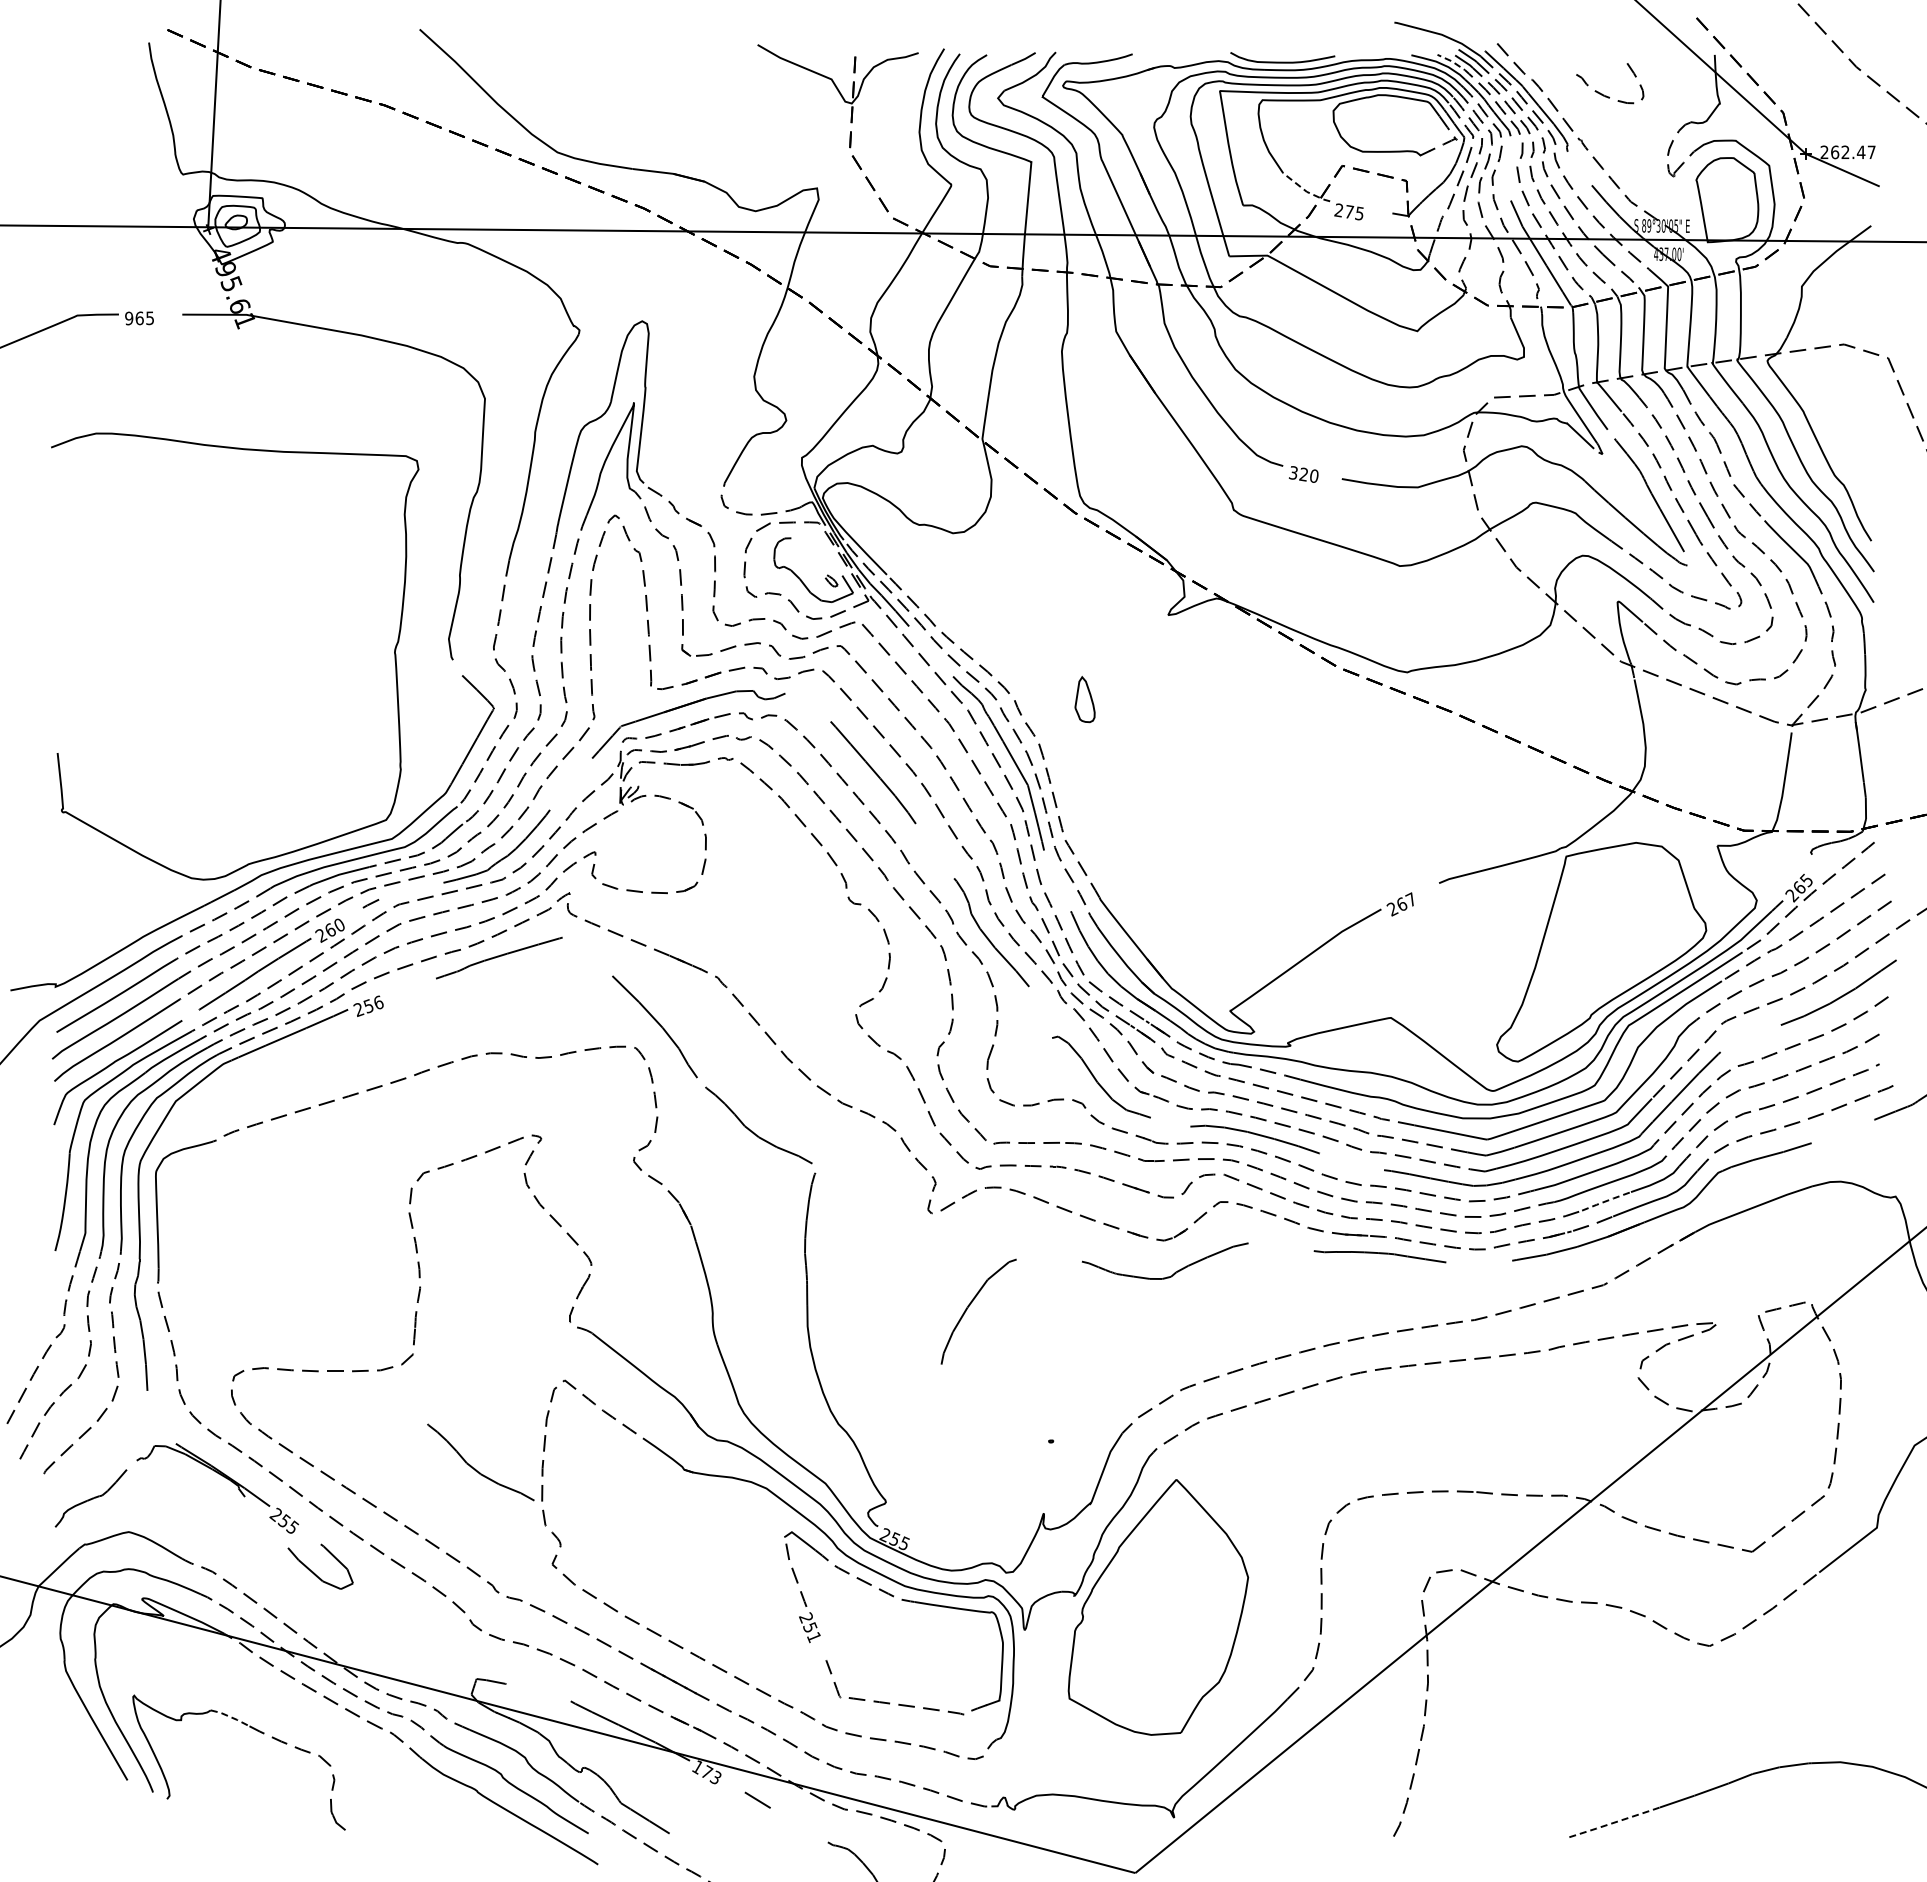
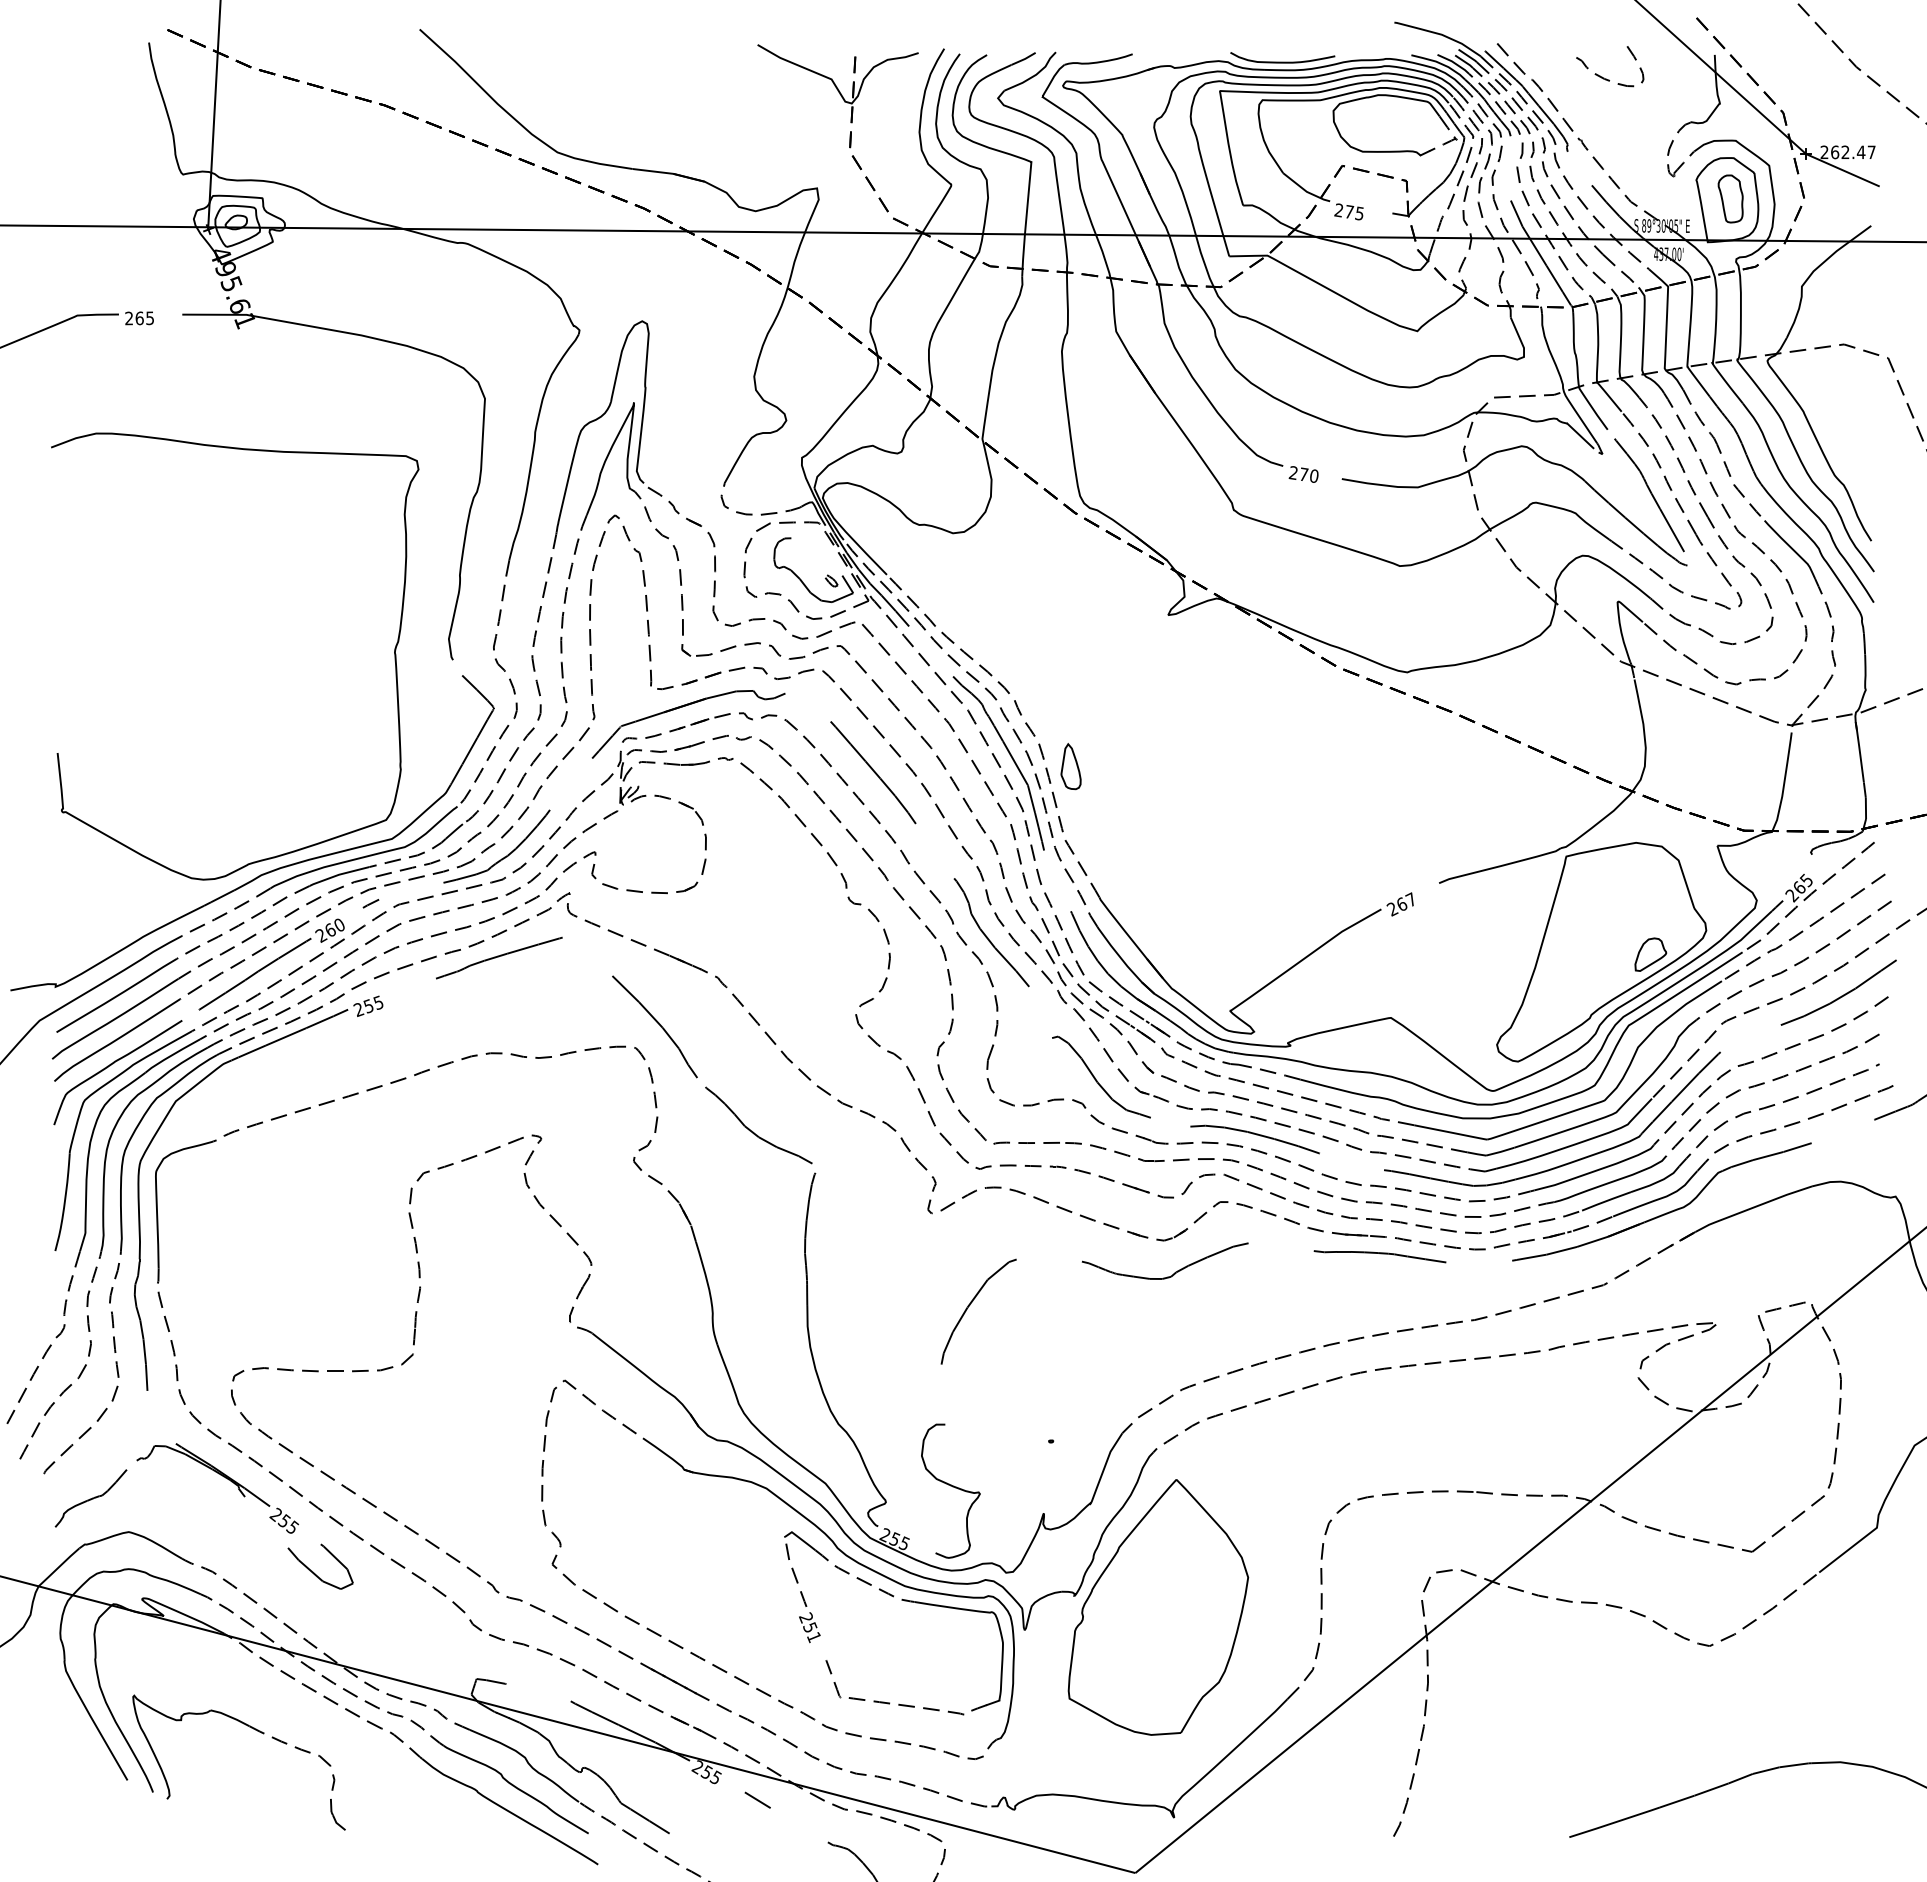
line: dashed -> solid (1454, 62)
curve position: (1604, 94) -> (1604, 77) (1604, 77)
line: dashed -> solid (1305, 190)
part: none -> present (1730, 198)
text: 965 -> 265 (129, 318)
text: 320 -> 270 (1298, 473)
part position: (1084, 699) -> (1070, 766) (1070, 766)
part: none -> present (1650, 954)
text: 256 -> 255 (378, 1002)
line: dashed -> solid (1606, 1200)
curve: present -> none (475, 1468)
curve: none -> present (952, 1487)
line: dashed -> solid (230, 1717)
text: 173 -> 255 (706, 1772)
line: dashed -> solid (1614, 1822)
